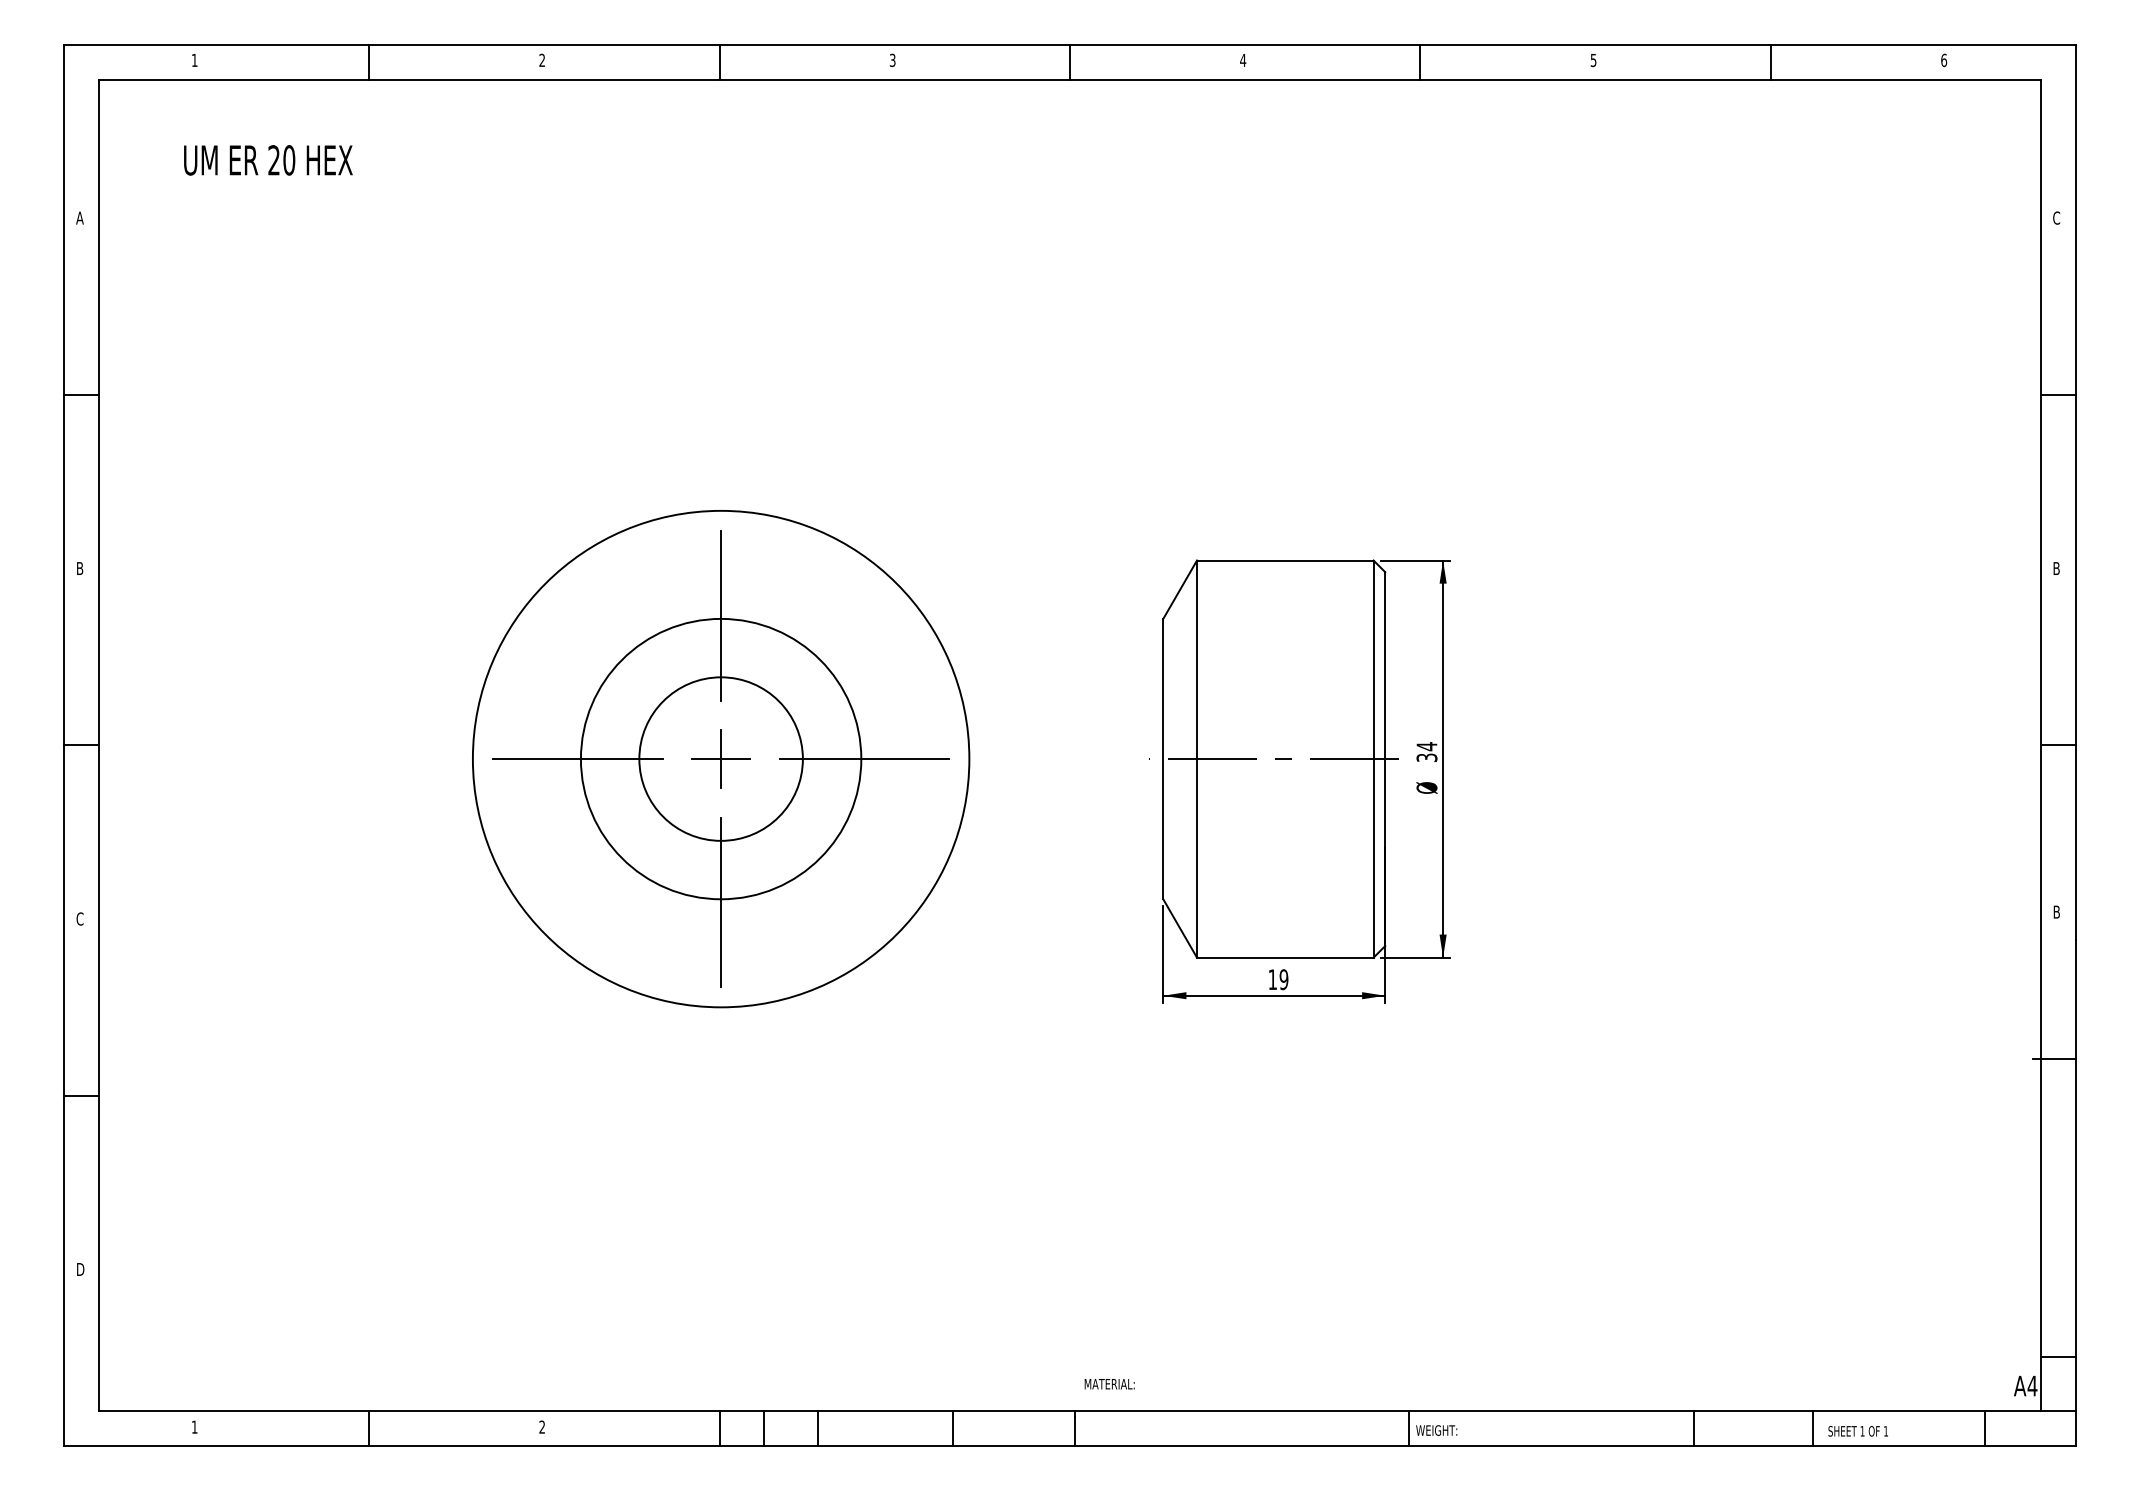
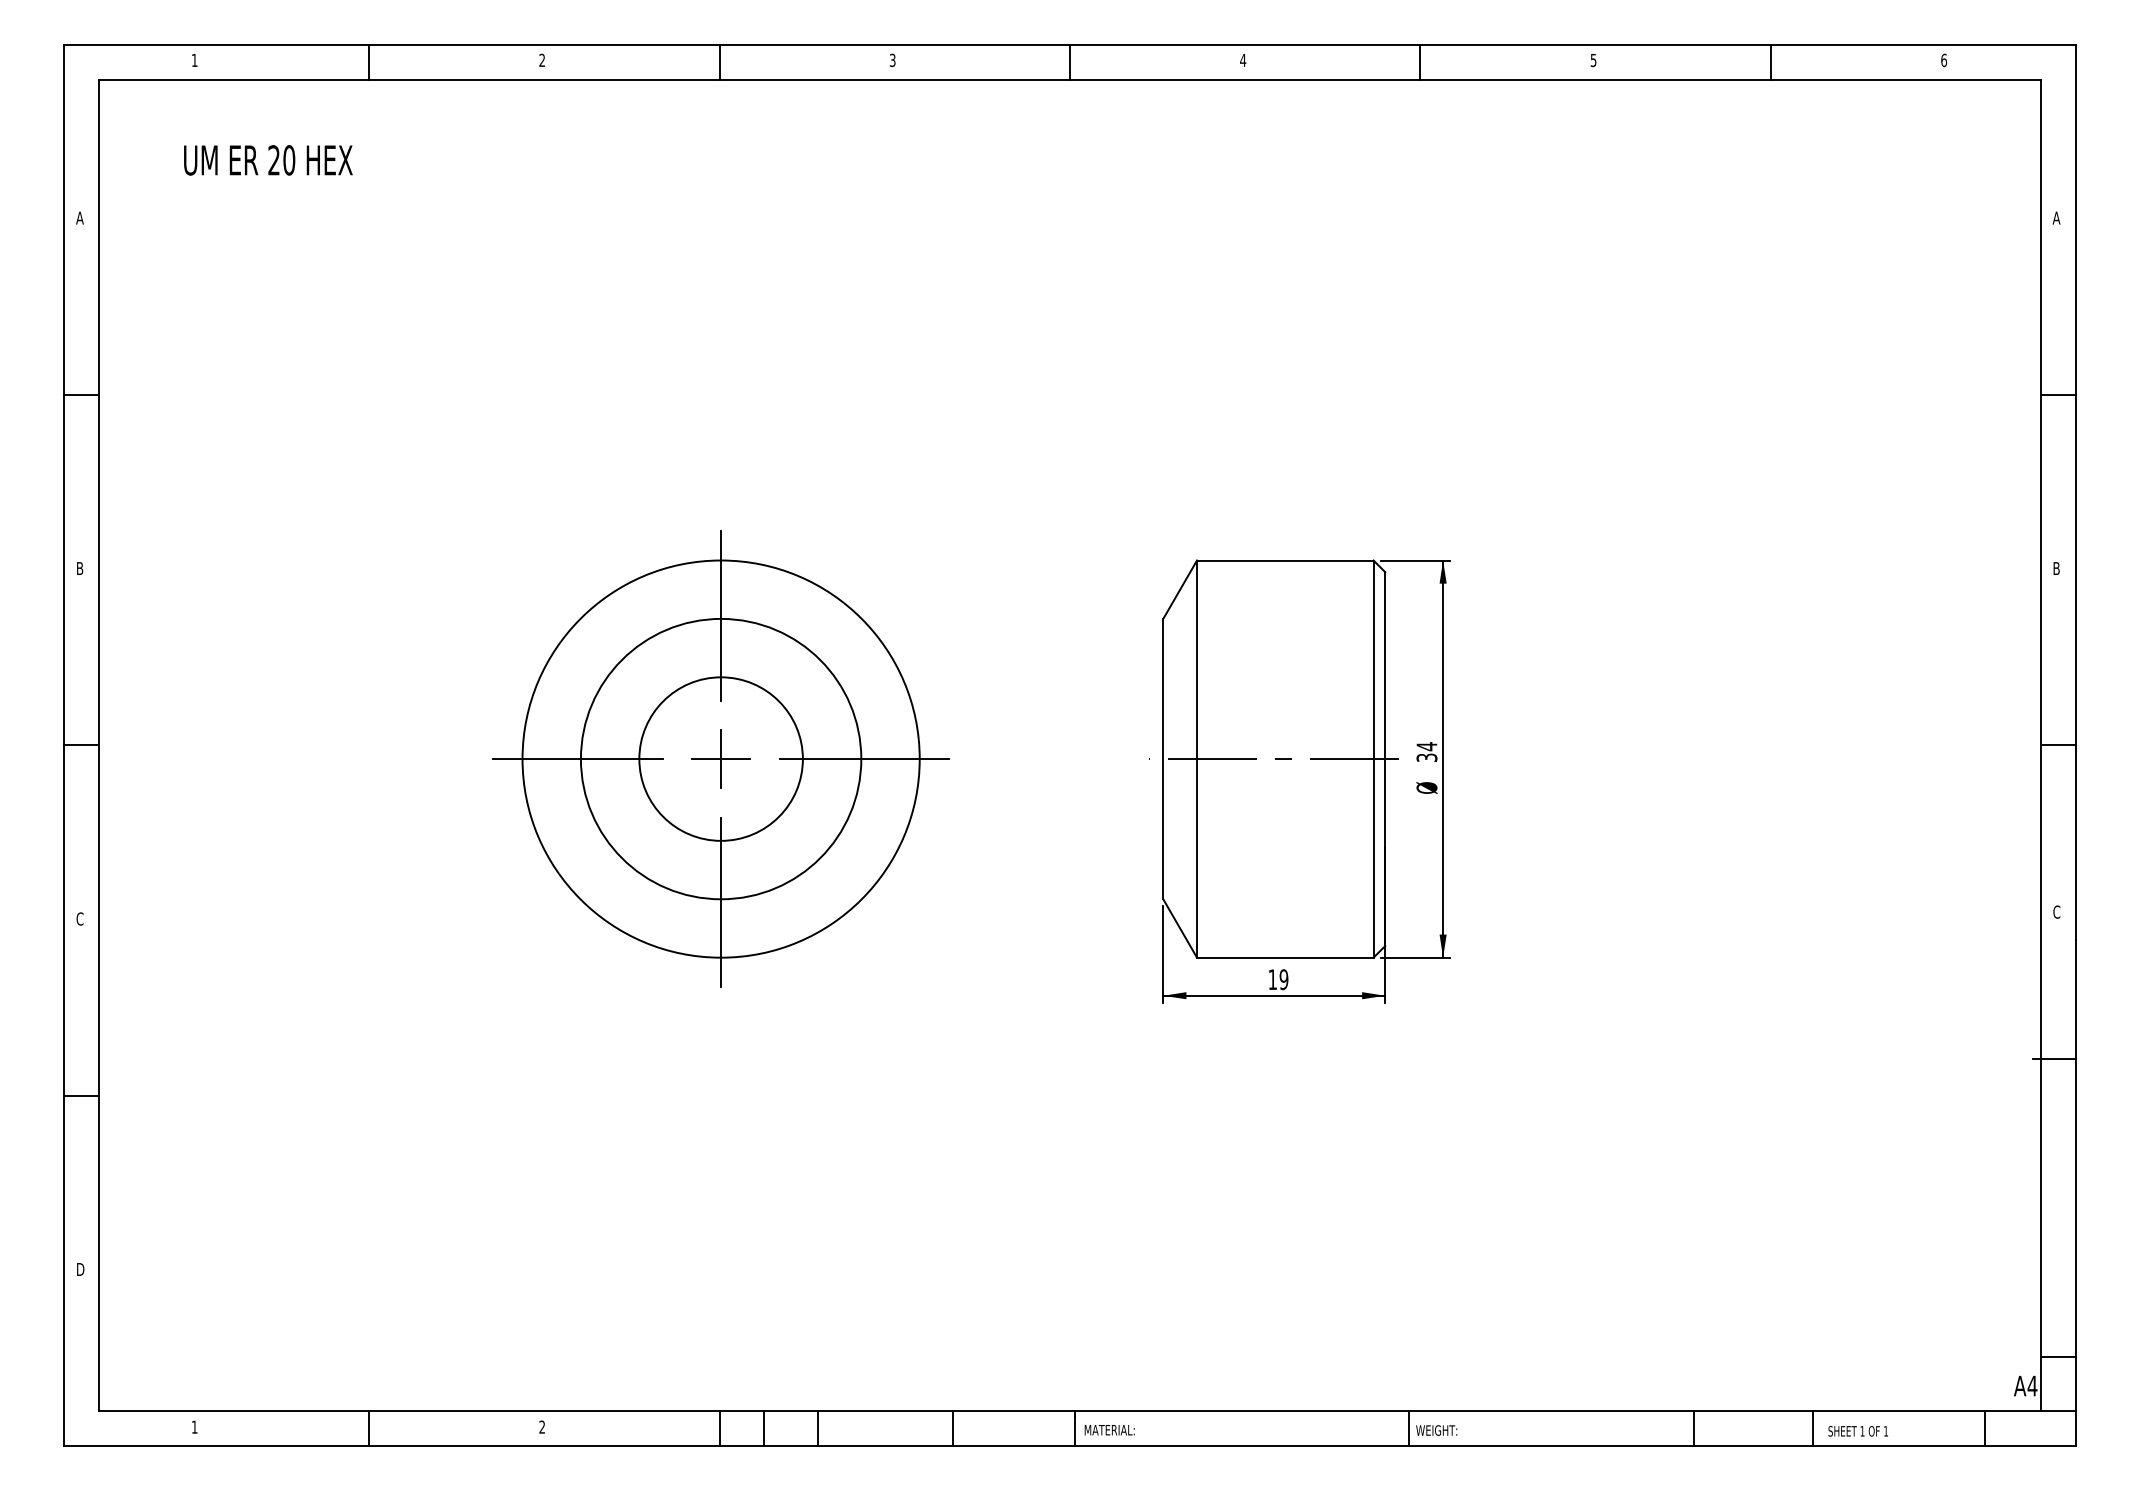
text: C -> A (2056, 217)
circle diameter: 496 px -> 397 px (720, 758)
text: B -> C (2056, 911)
text position: (1109, 1384) -> (1109, 1430) (1109, 1430)
